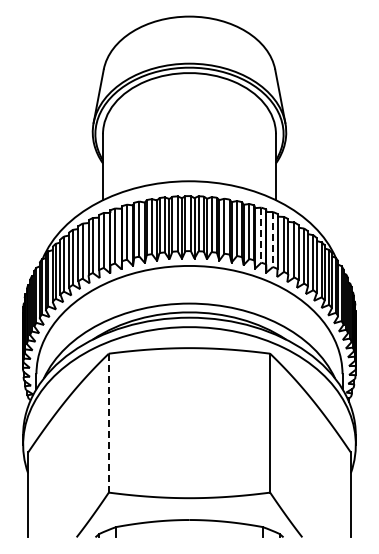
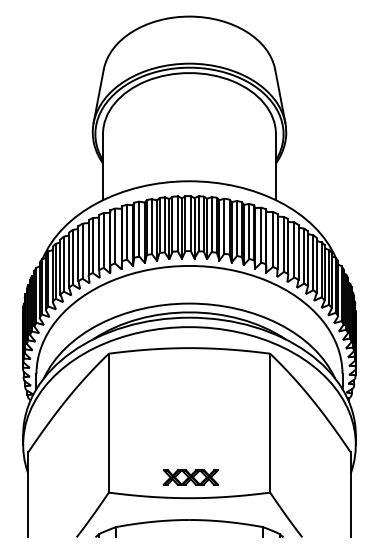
line: dashed -> solid (261, 235)
line: dashed -> solid (272, 239)
line: dashed -> solid (108, 422)
part: none -> present (190, 477)
